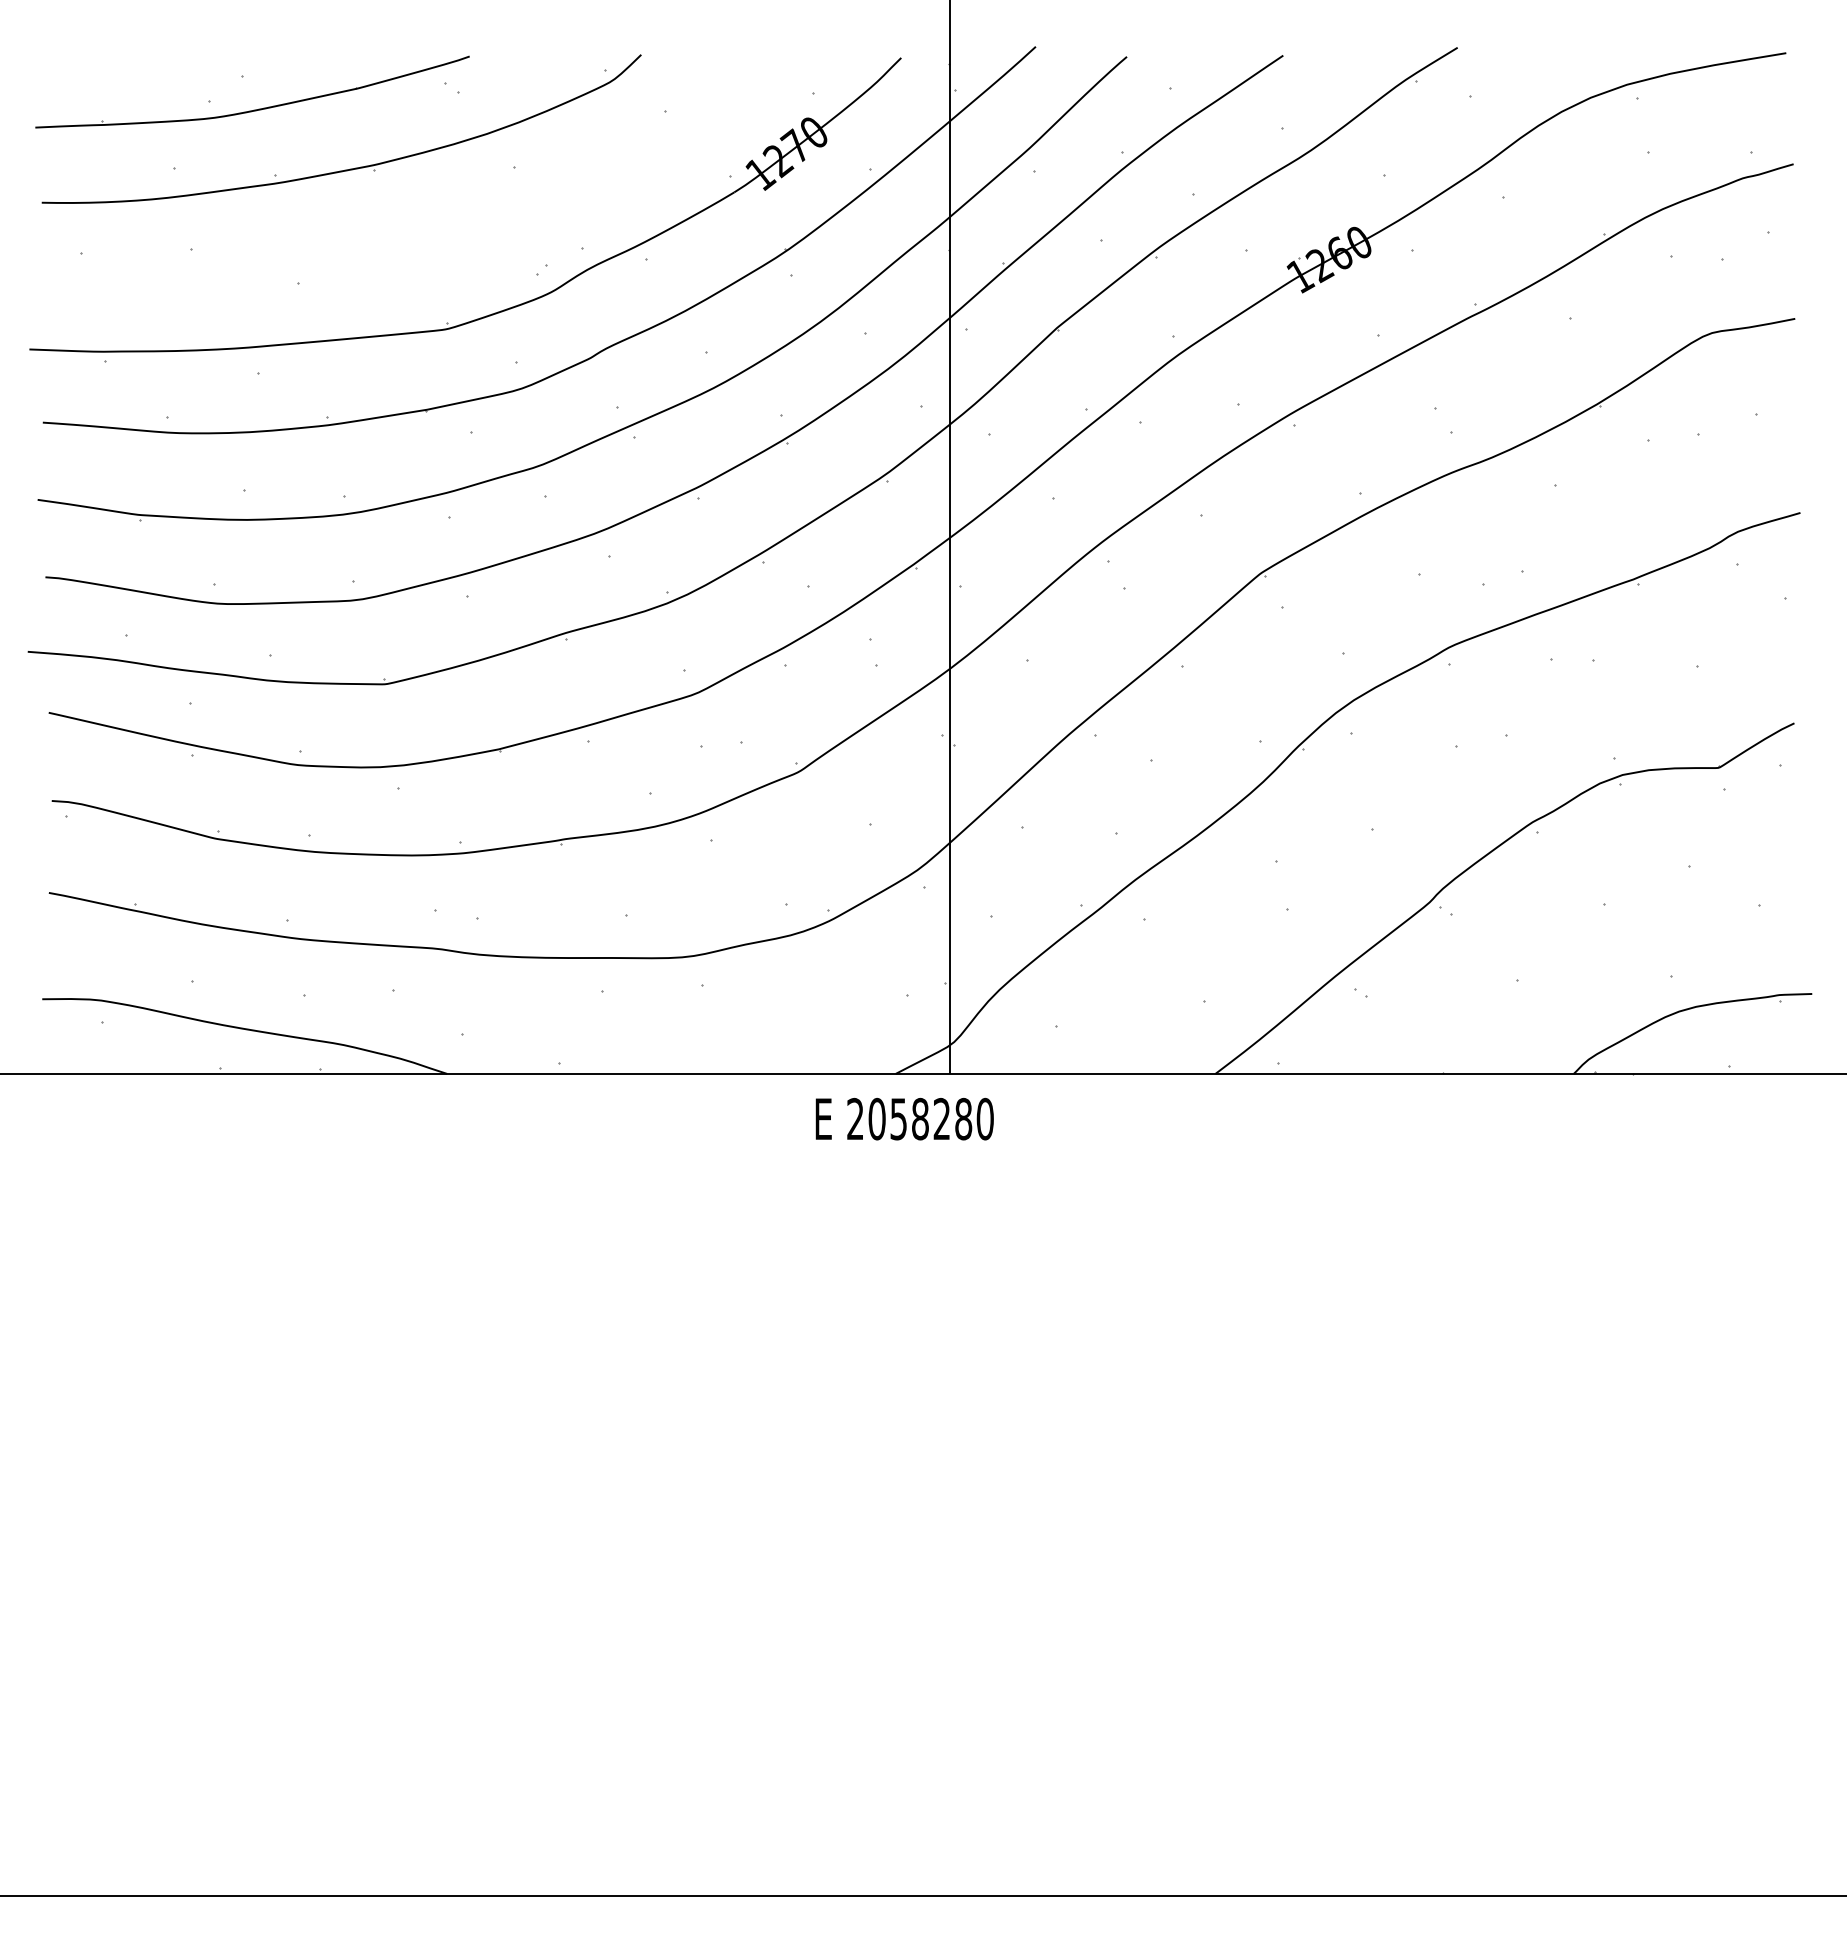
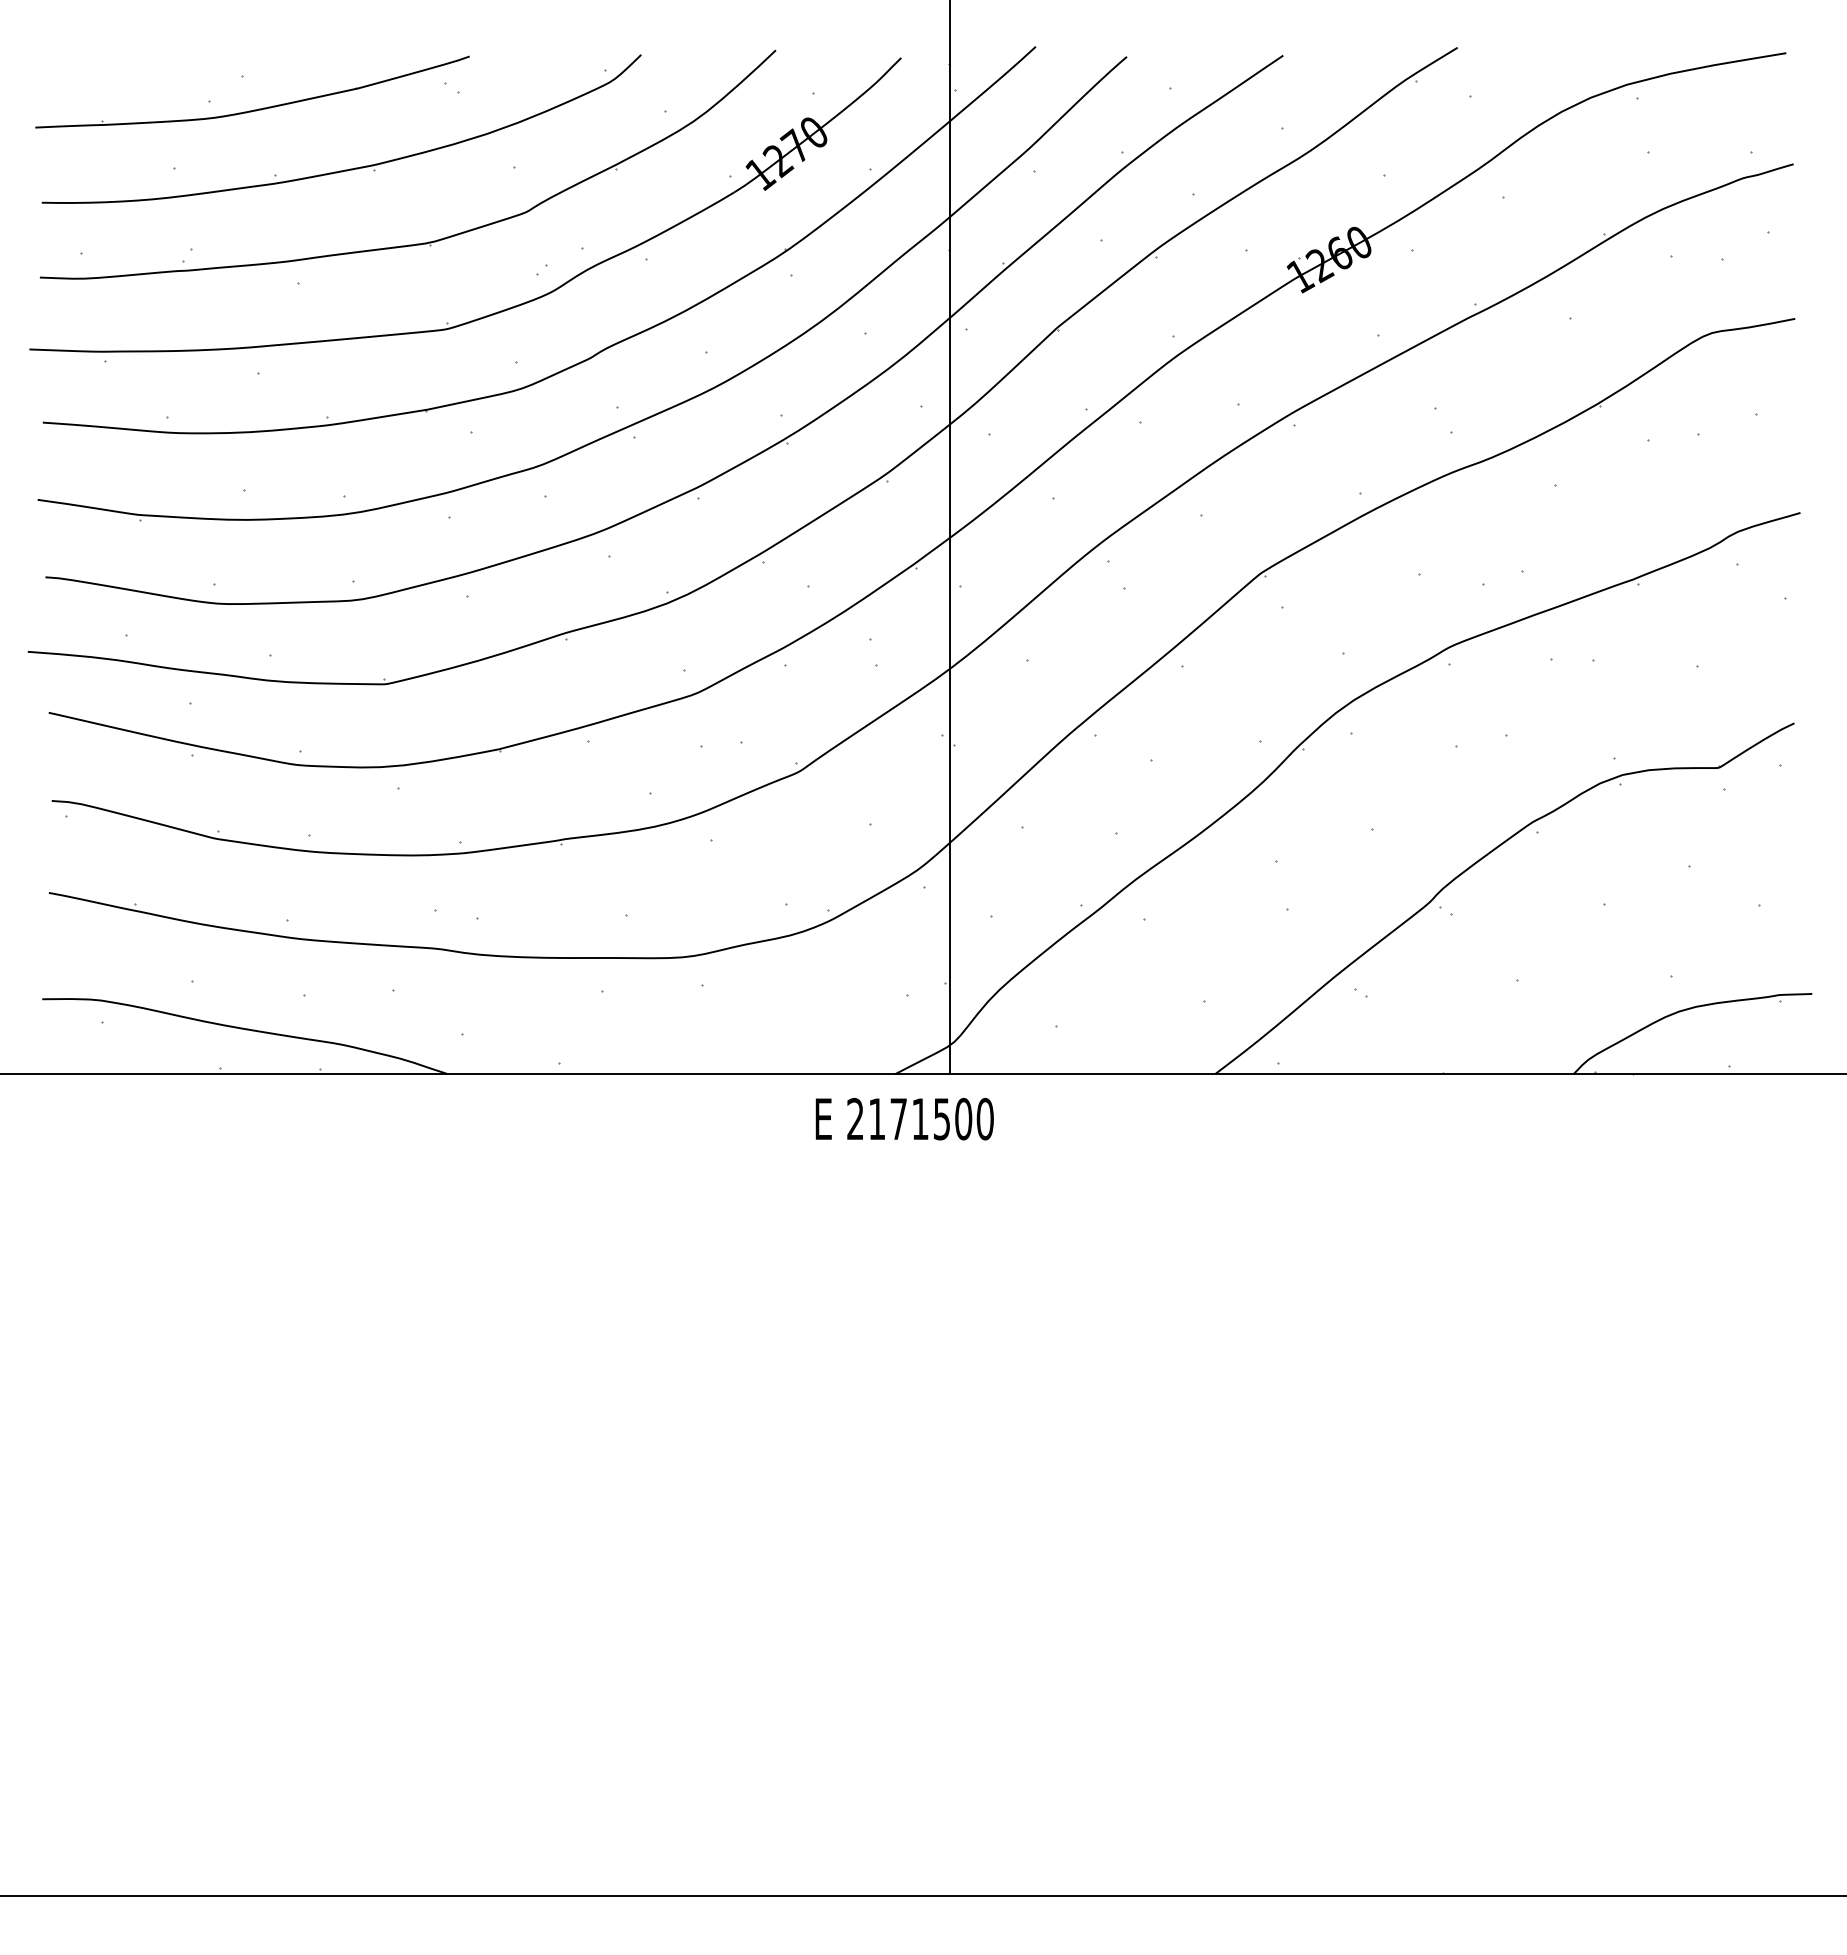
part: none -> present (416, 243)
text: 2058280 -> 2171500 (920, 1118)
